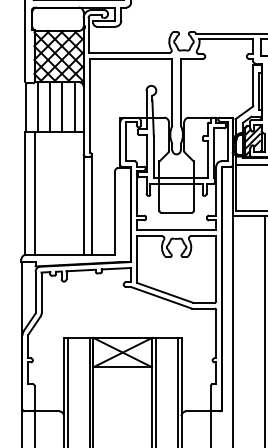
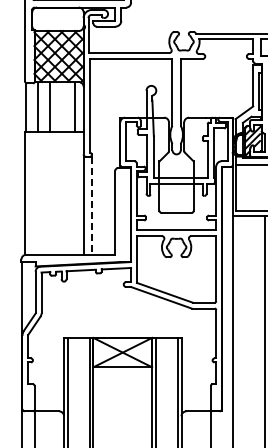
line: present -> none (62, 107)
line: present -> none (34, 193)
line: solid -> dashed (92, 205)
